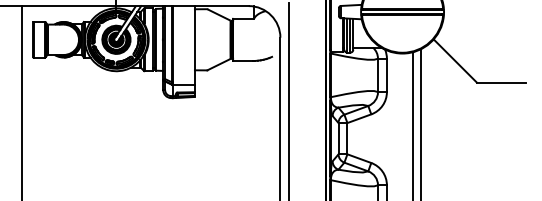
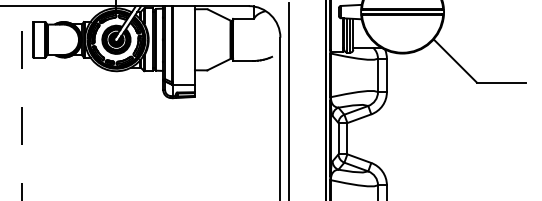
line: solid -> dashed (22, 102)
line: present -> none (420, 123)
line: present -> none (412, 124)
